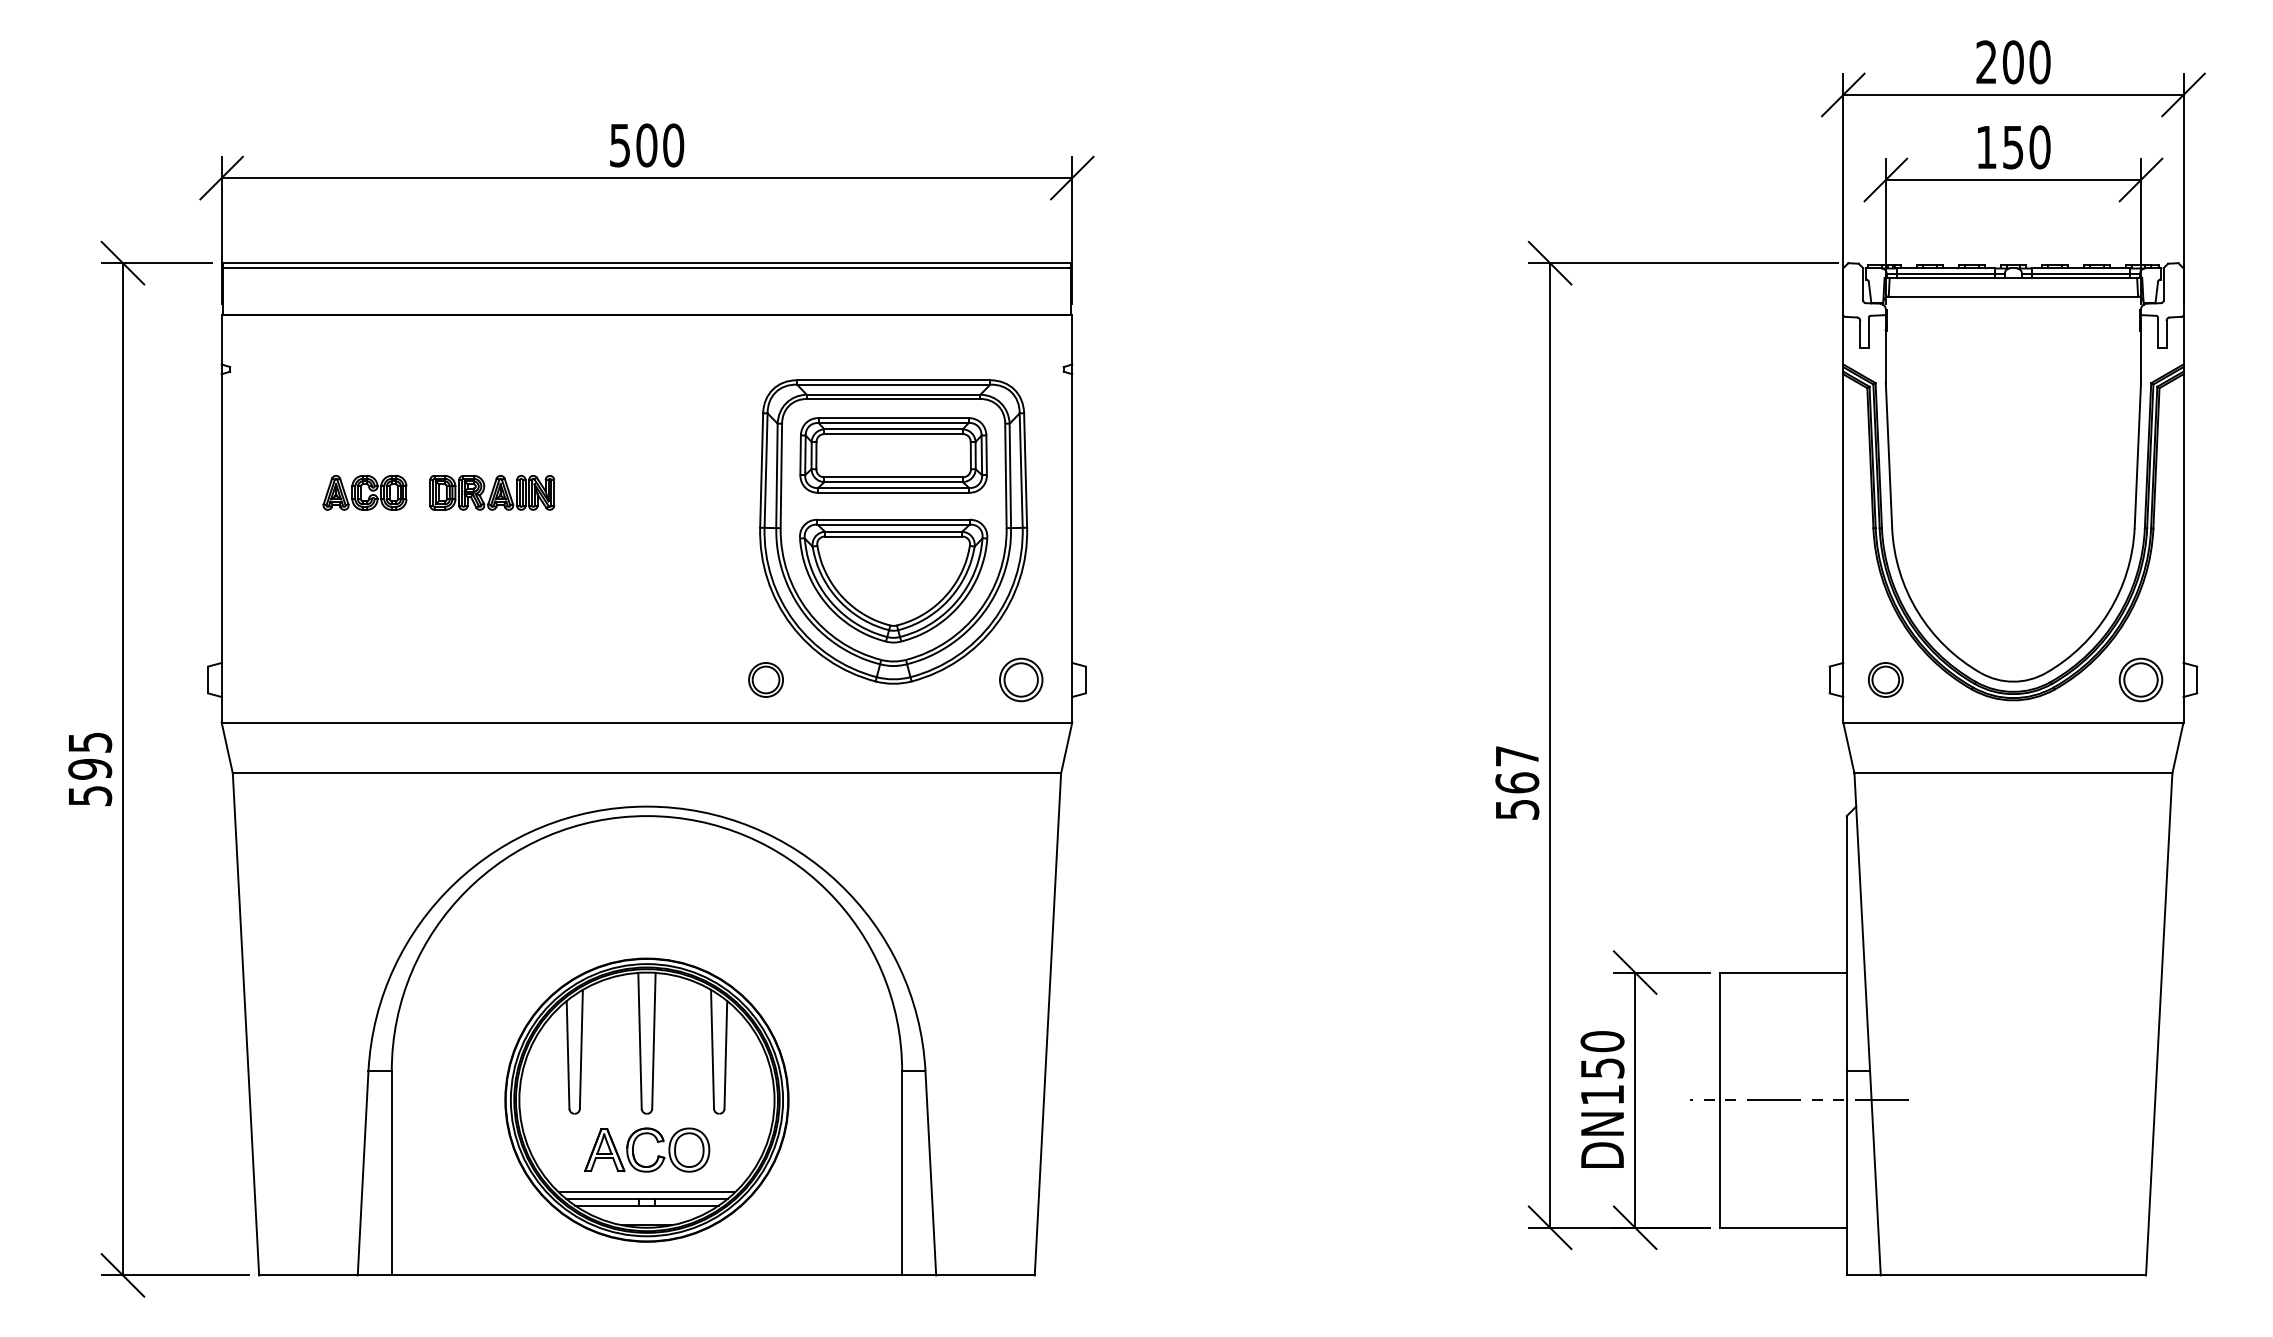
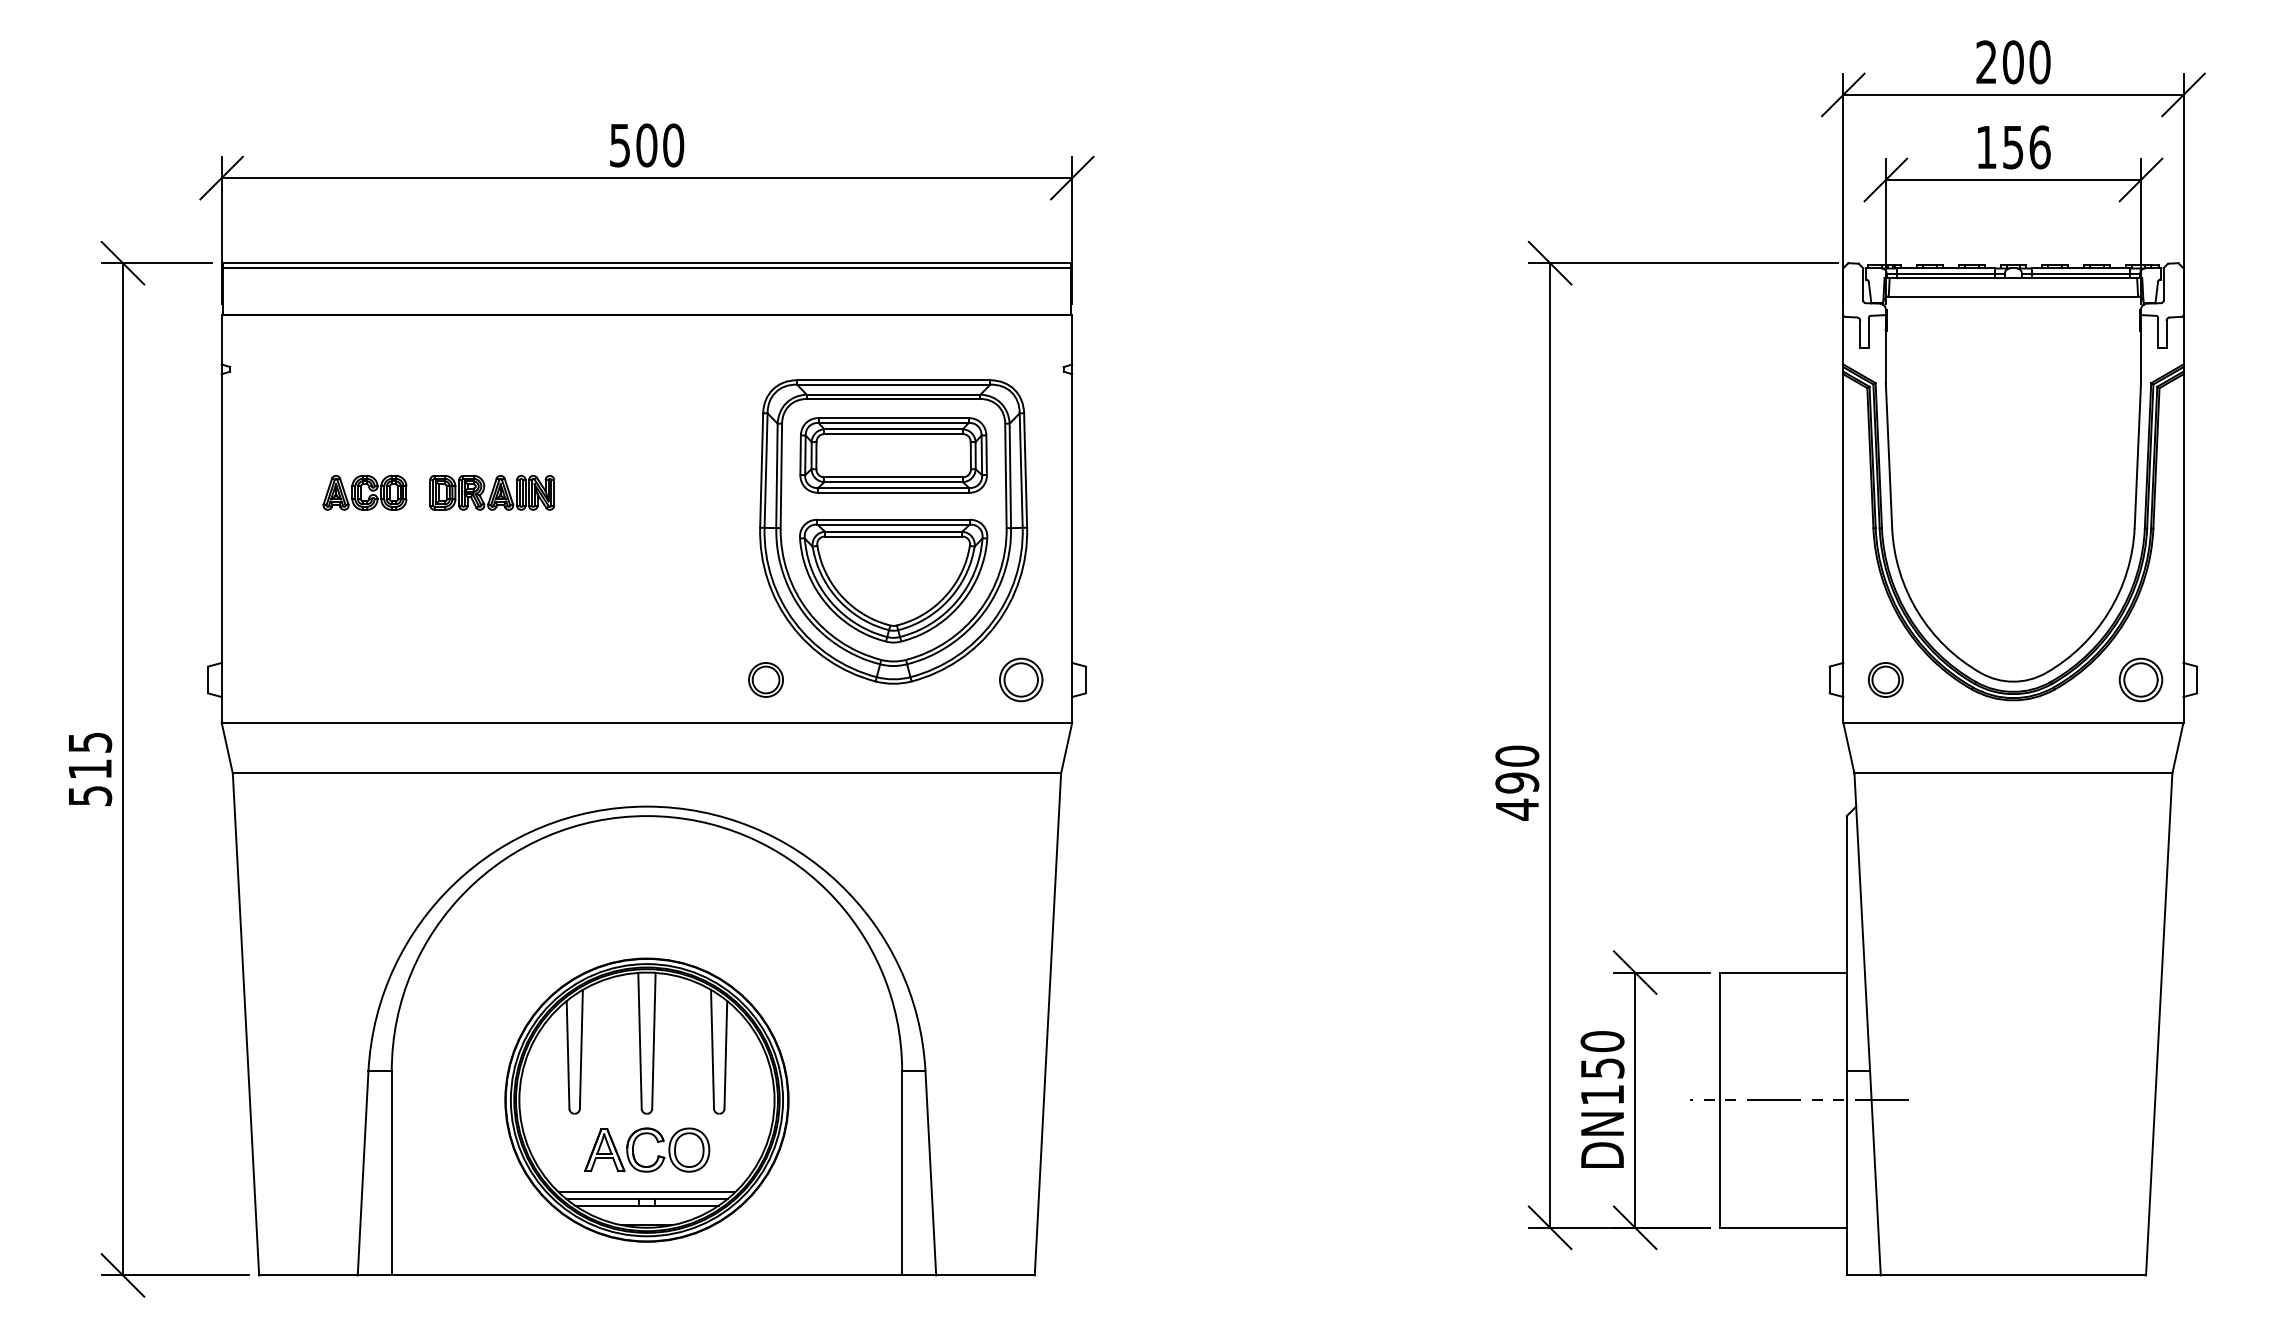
text: 150 -> 156 (2039, 147)
text: 595 -> 515 (90, 769)
text: 567 -> 490 (1517, 782)
